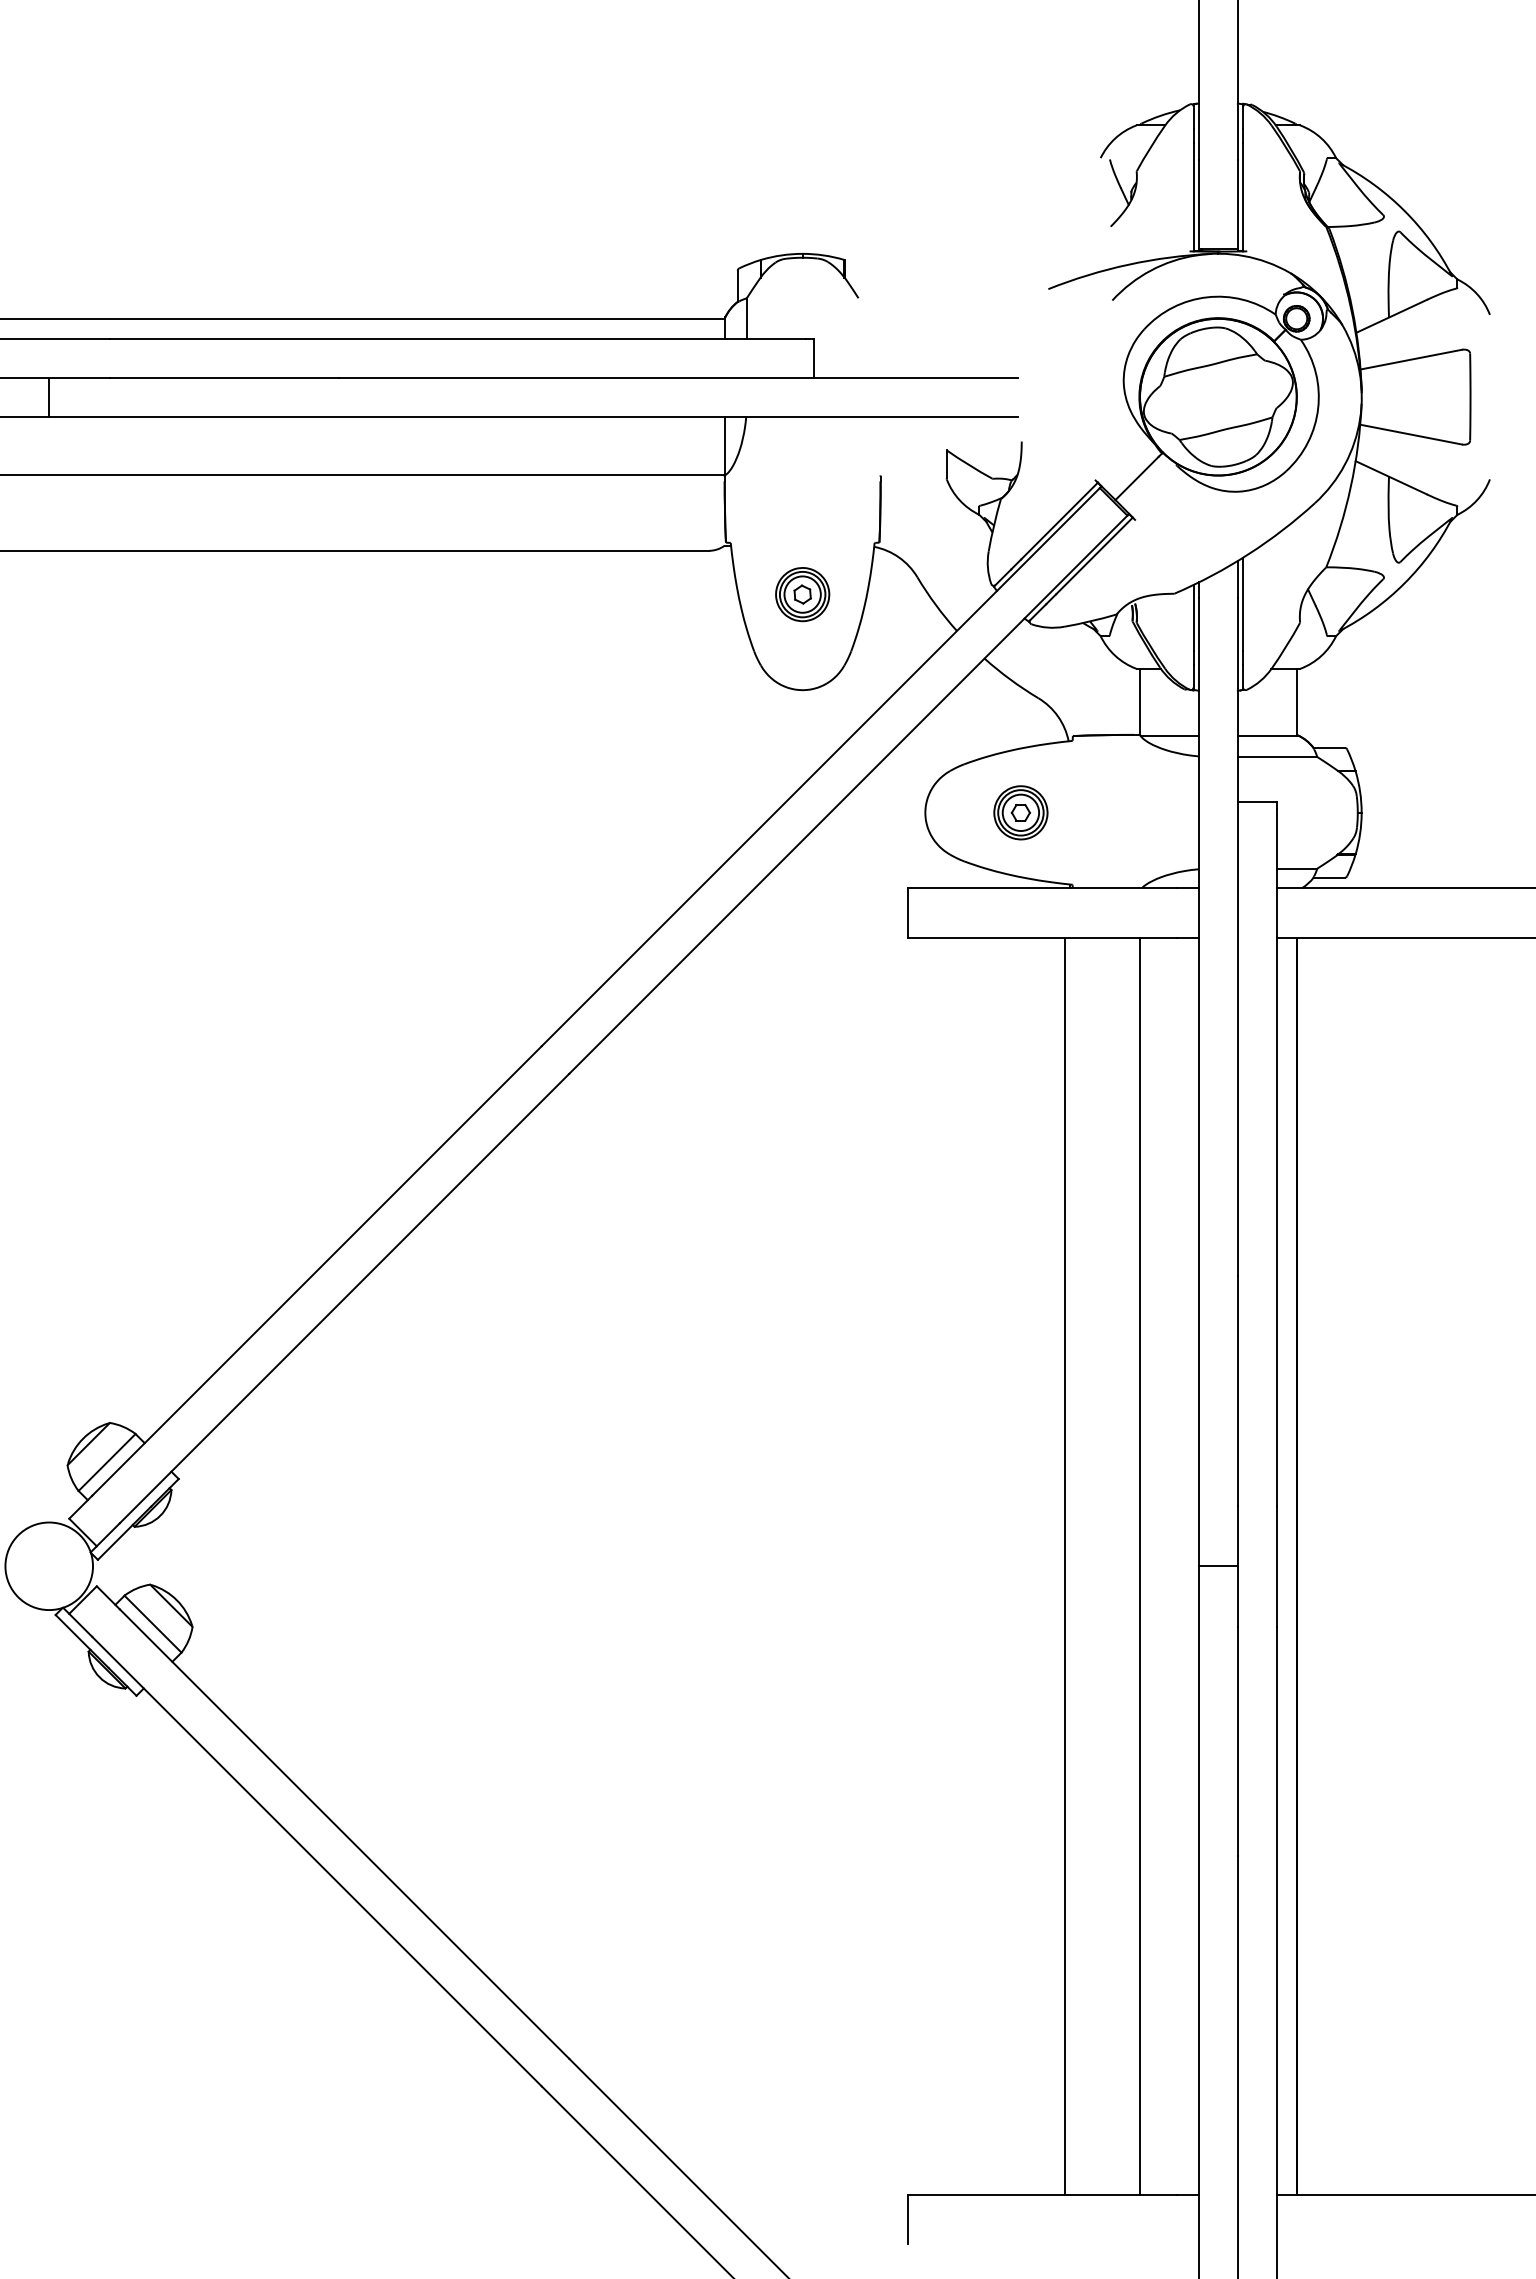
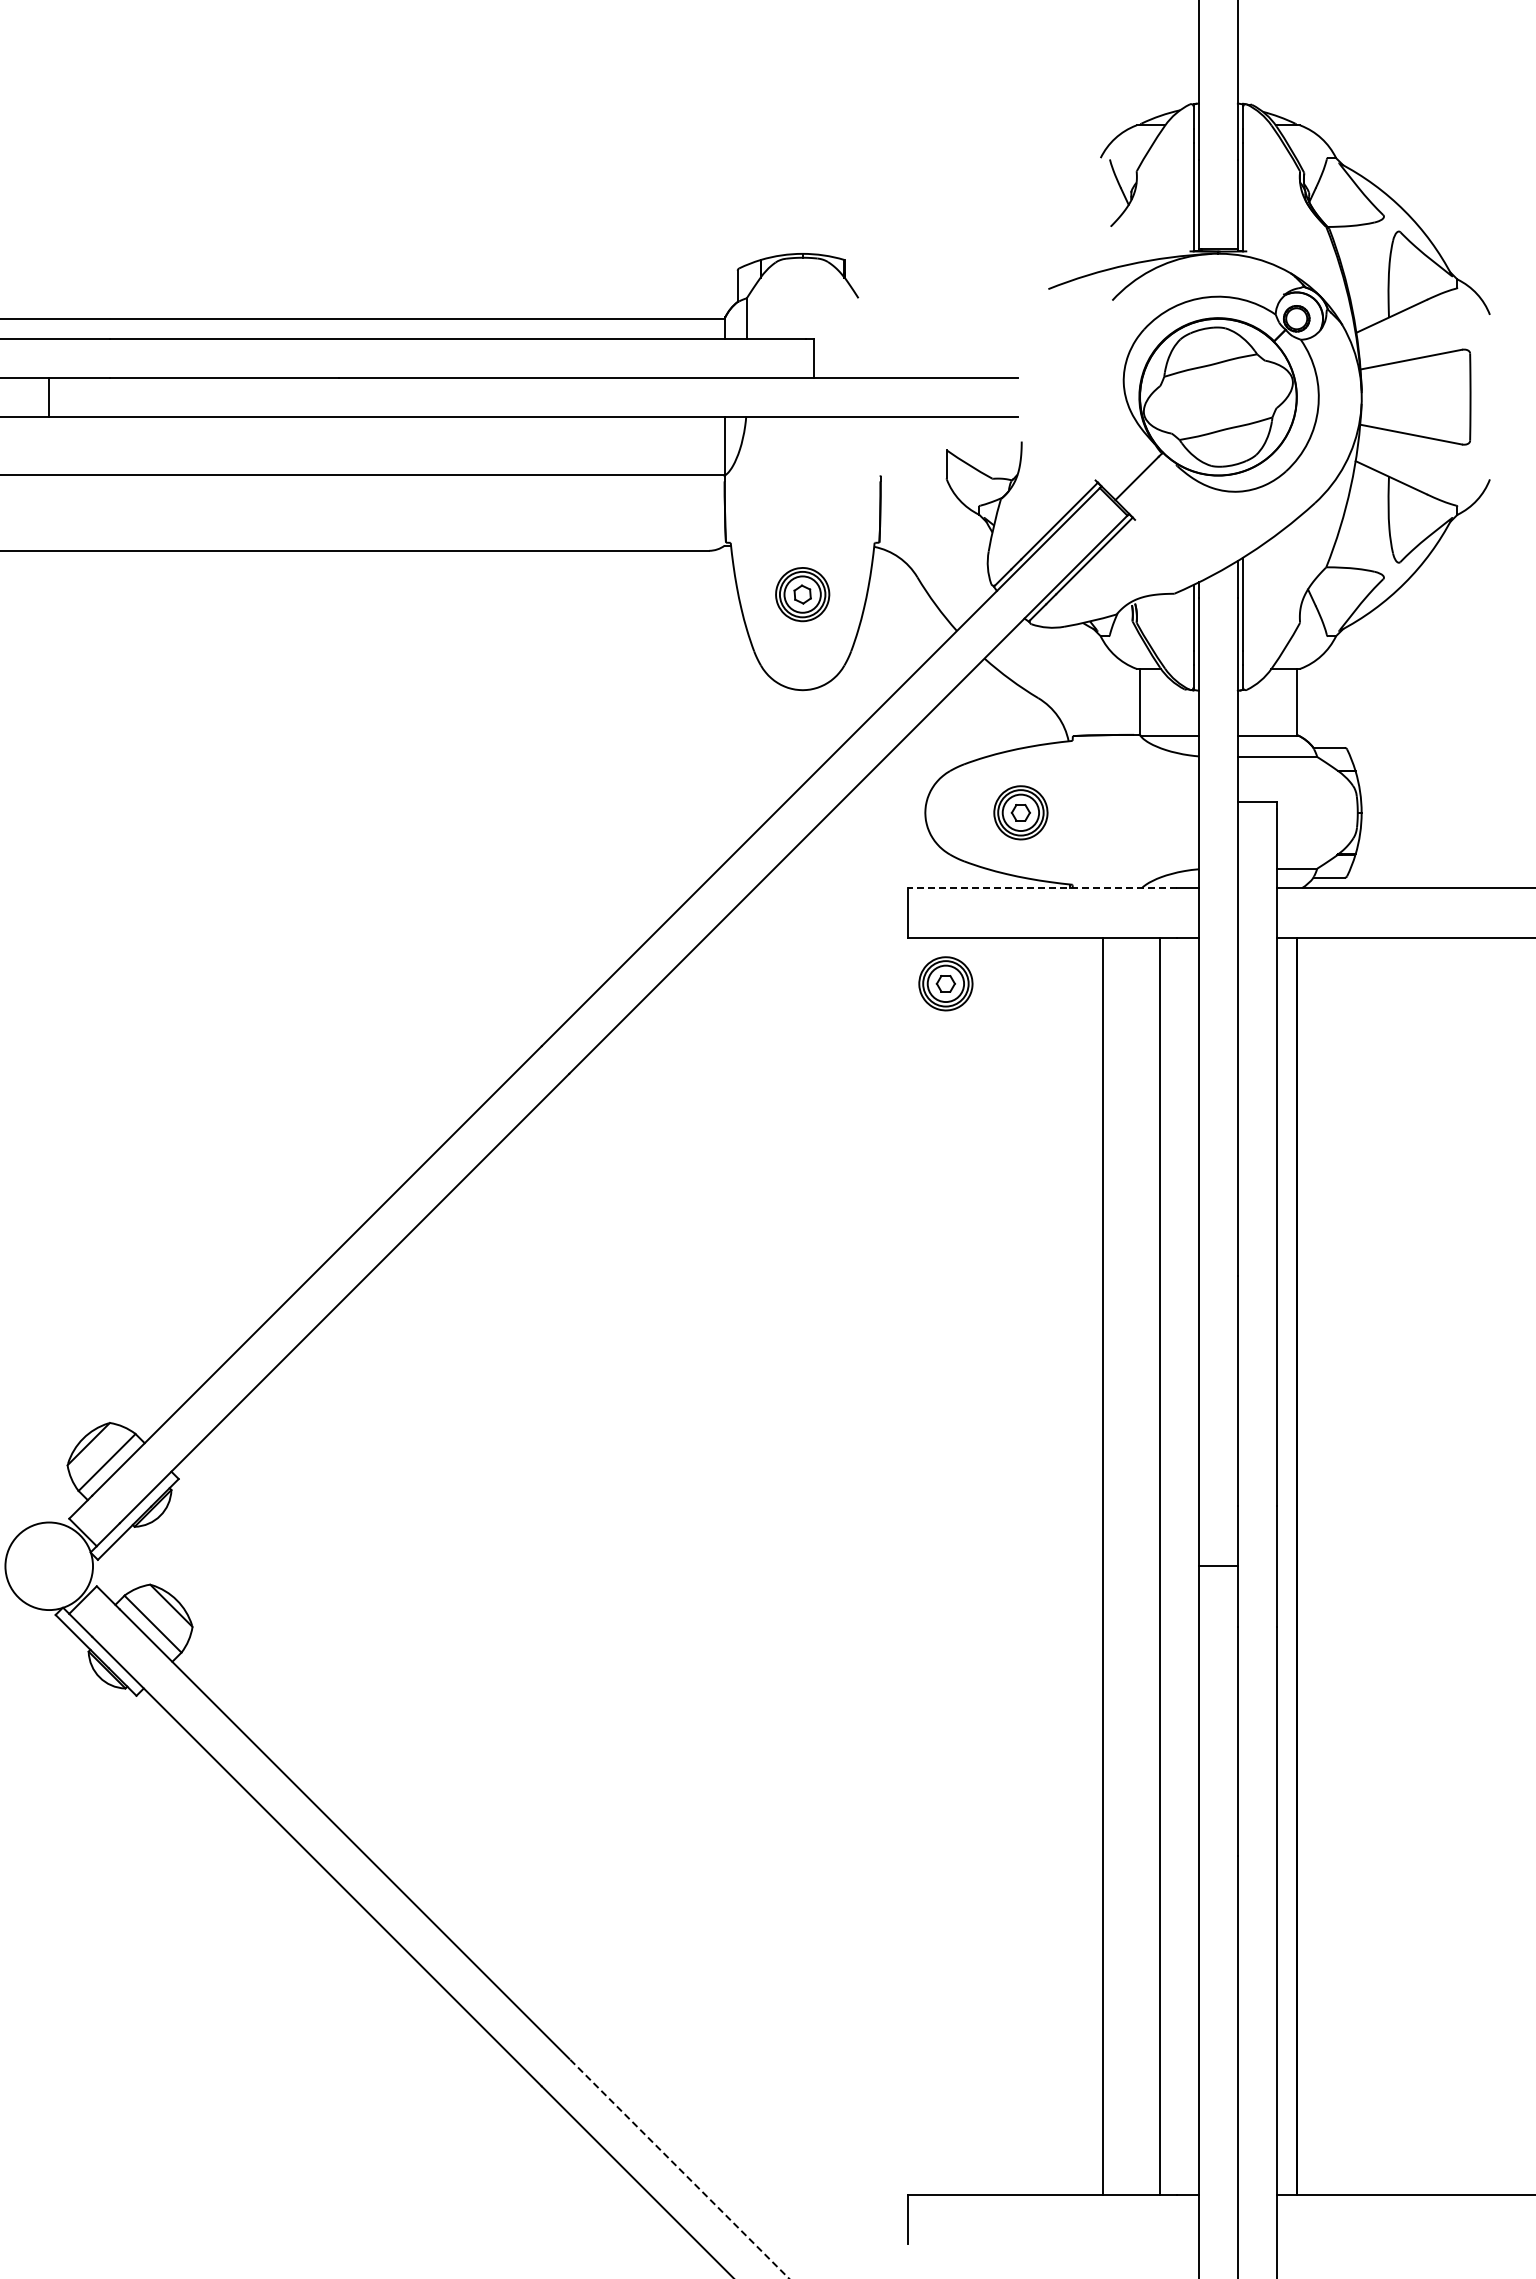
line: solid -> dashed (1042, 888)
part: none -> present (945, 983)
line position: (1064, 1566) -> (1102, 1566) (1102, 1566)
line position: (1140, 1566) -> (1160, 1566) (1160, 1566)
line: solid -> dashed (678, 2168)
